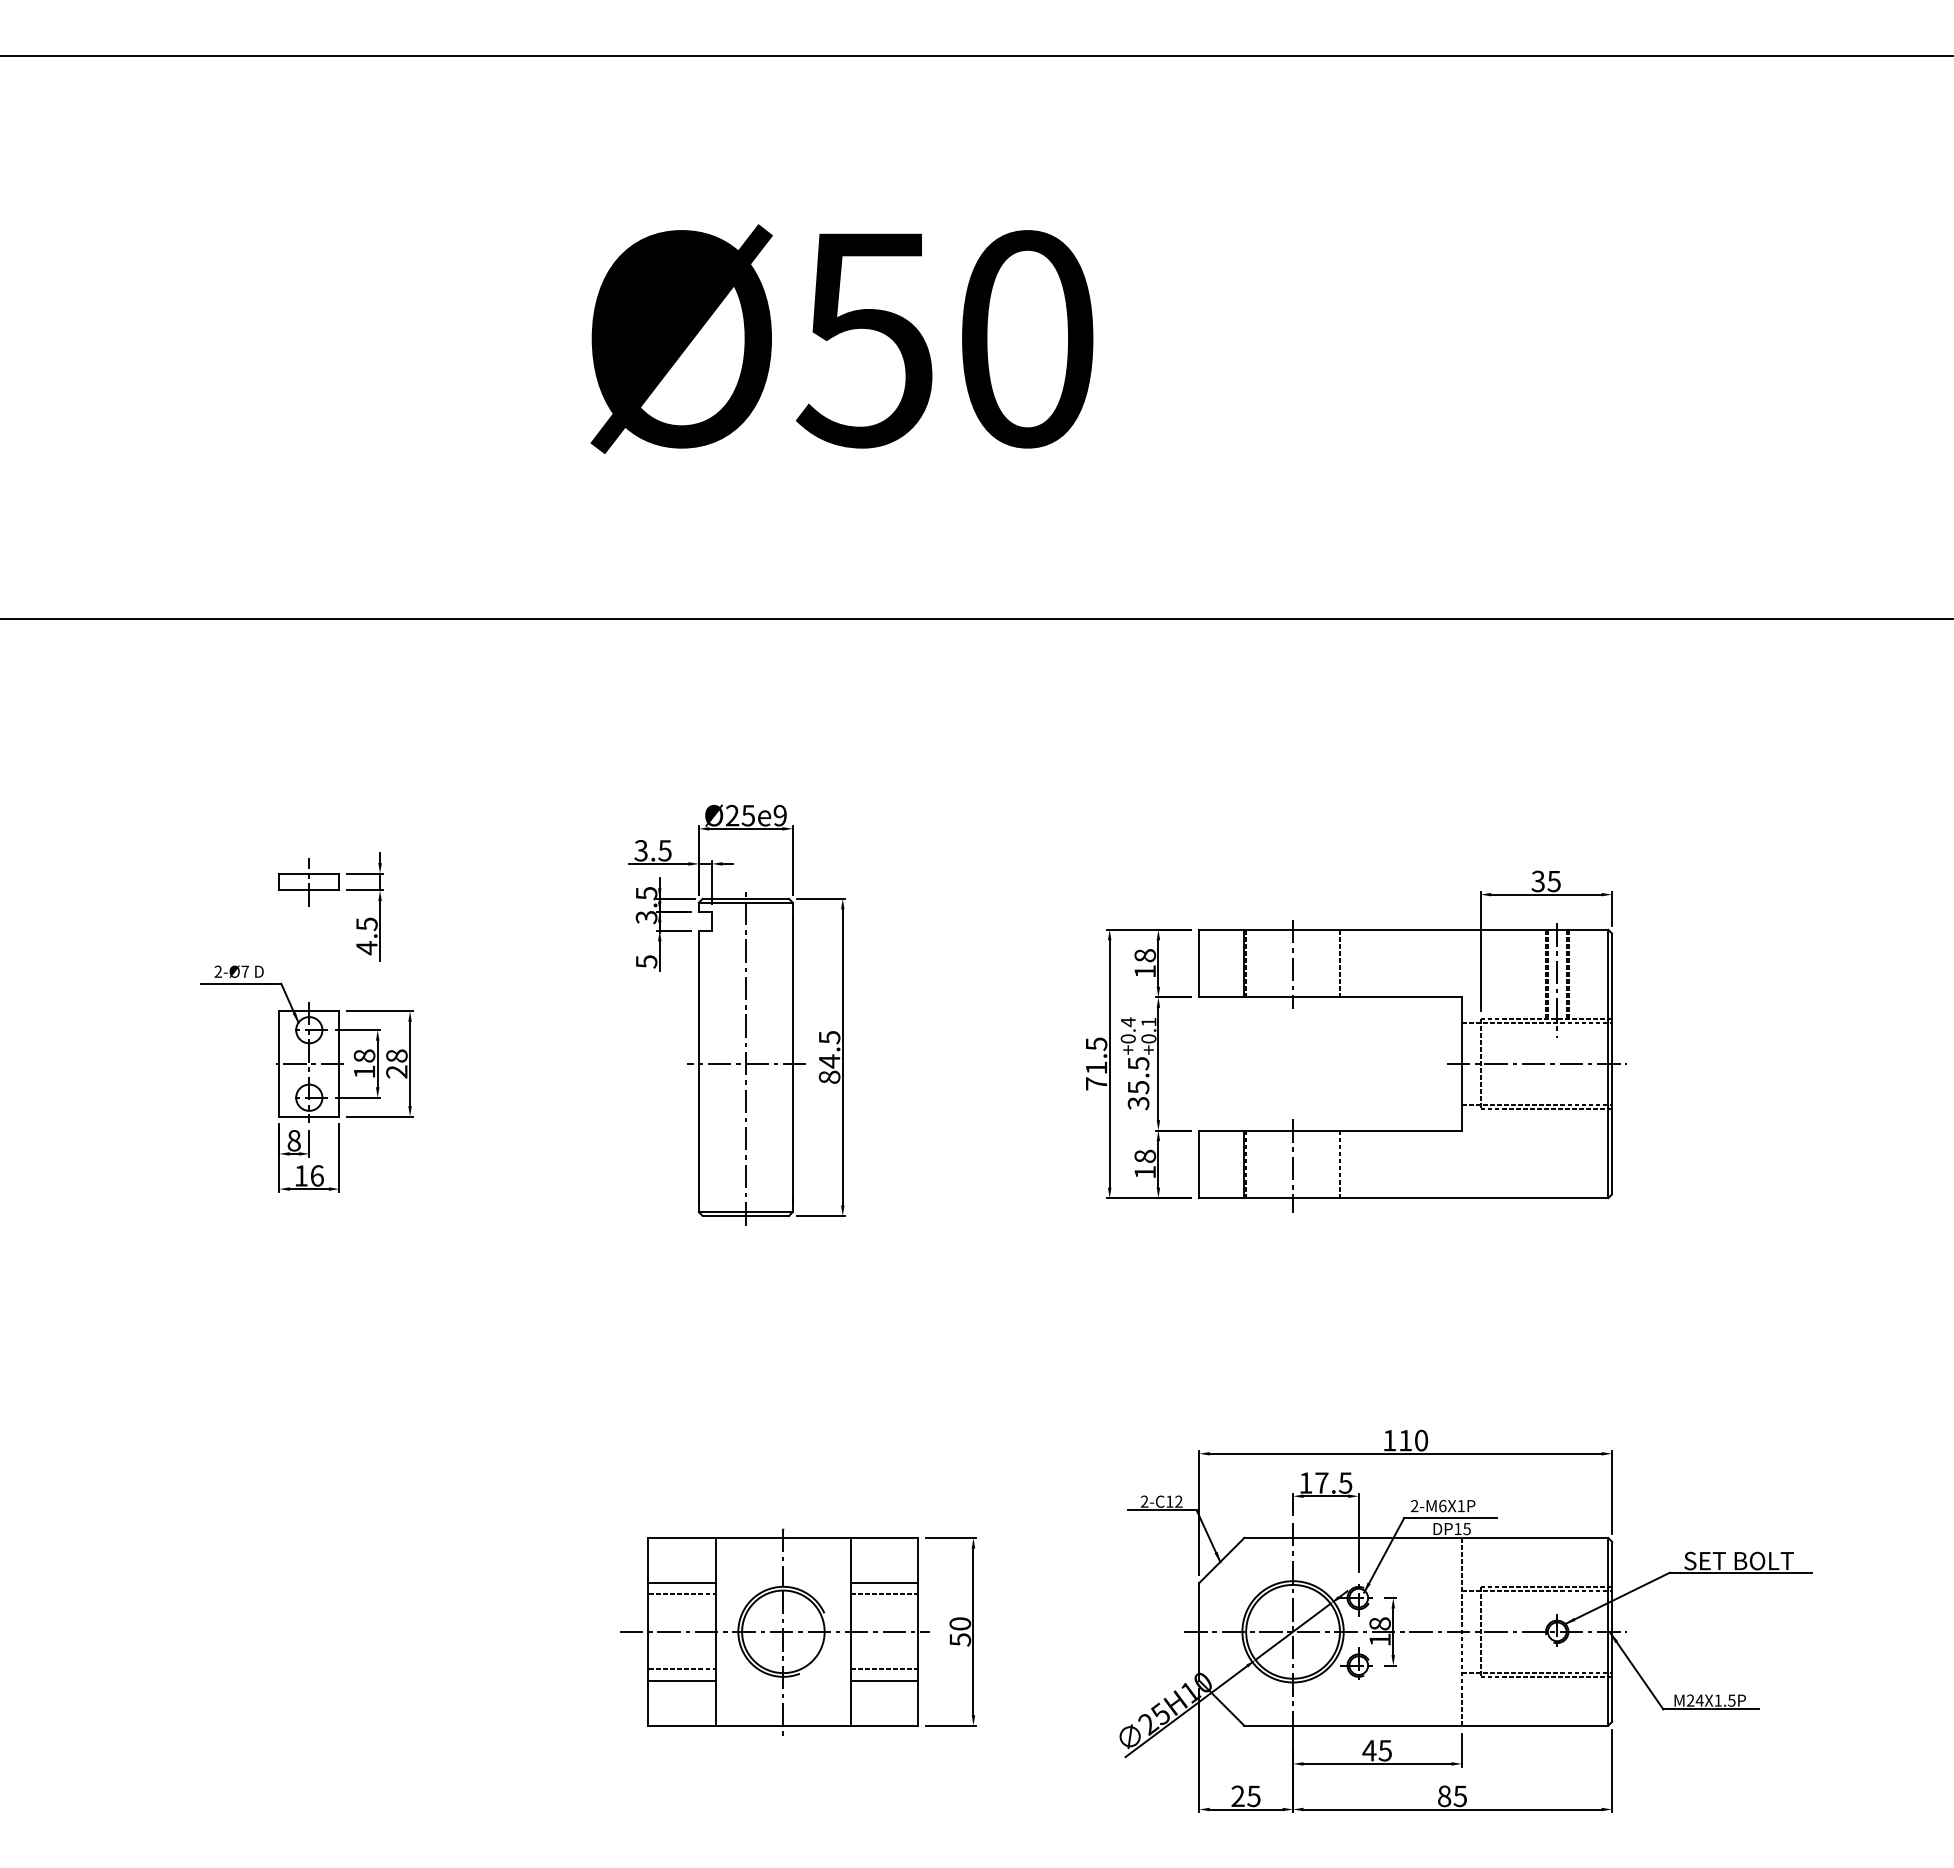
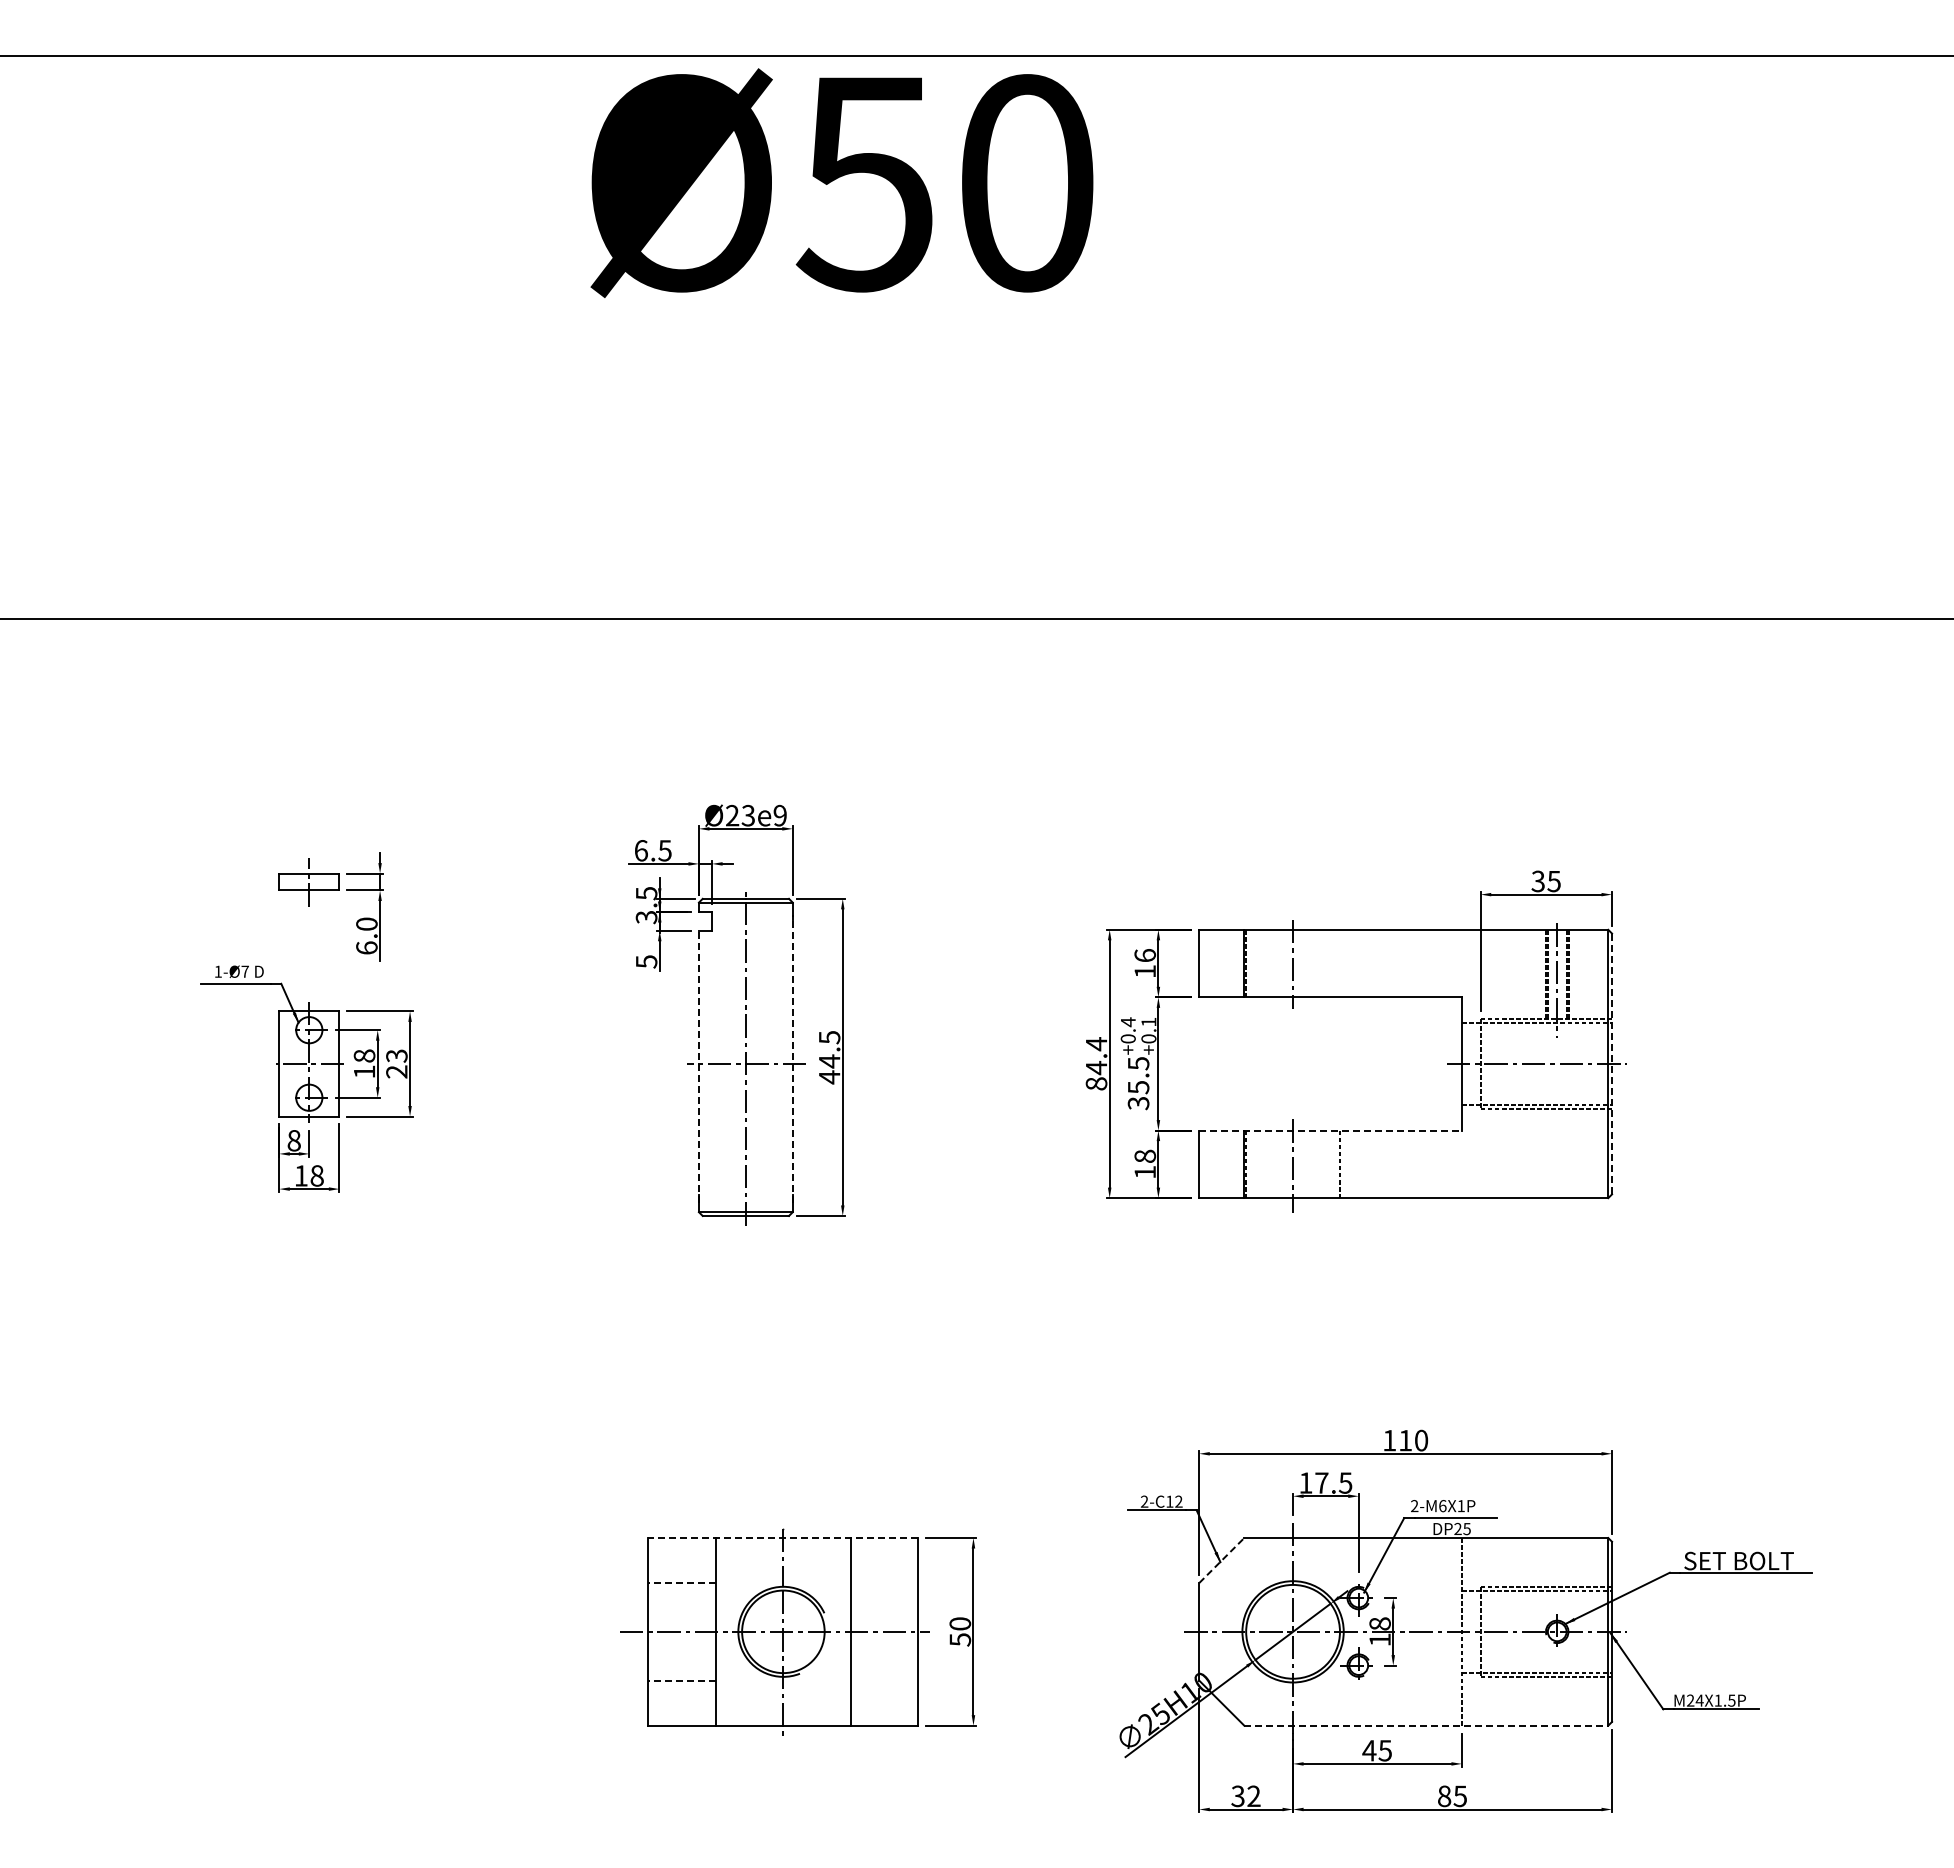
text position: (841, 338) -> (841, 182) (841, 182)
text: Ø25e9 -> Ø23e9 (748, 815)
text: 3.5 -> 6.5 (640, 850)
text: 4.5 -> 6.0 (366, 936)
text: 18 -> 16 (1144, 955)
line: present -> none (1339, 963)
text: 2-Ø7 -> 1-Ø7 (217, 971)
text: 28 -> 23 (396, 1055)
line: solid -> dashed (792, 1058)
text: 71.5 -> 84.4 (1096, 1063)
line: solid -> dashed (1612, 1064)
line: solid -> dashed (698, 1066)
text: 84.5 -> 44.5 (829, 1077)
line: solid -> dashed (1331, 1130)
text: 16 -> 18 (316, 1175)
text: DP15 -> DP25 (1457, 1528)
line: solid -> dashed (782, 1538)
line: solid -> dashed (1221, 1560)
line: solid -> dashed (682, 1583)
line: present -> none (884, 1583)
line: present -> none (682, 1594)
line: present -> none (883, 1594)
line: present -> none (682, 1669)
line: present -> none (883, 1669)
line: solid -> dashed (682, 1680)
line: present -> none (884, 1680)
line: solid -> dashed (1426, 1725)
text: 25 -> 32 (1245, 1796)
